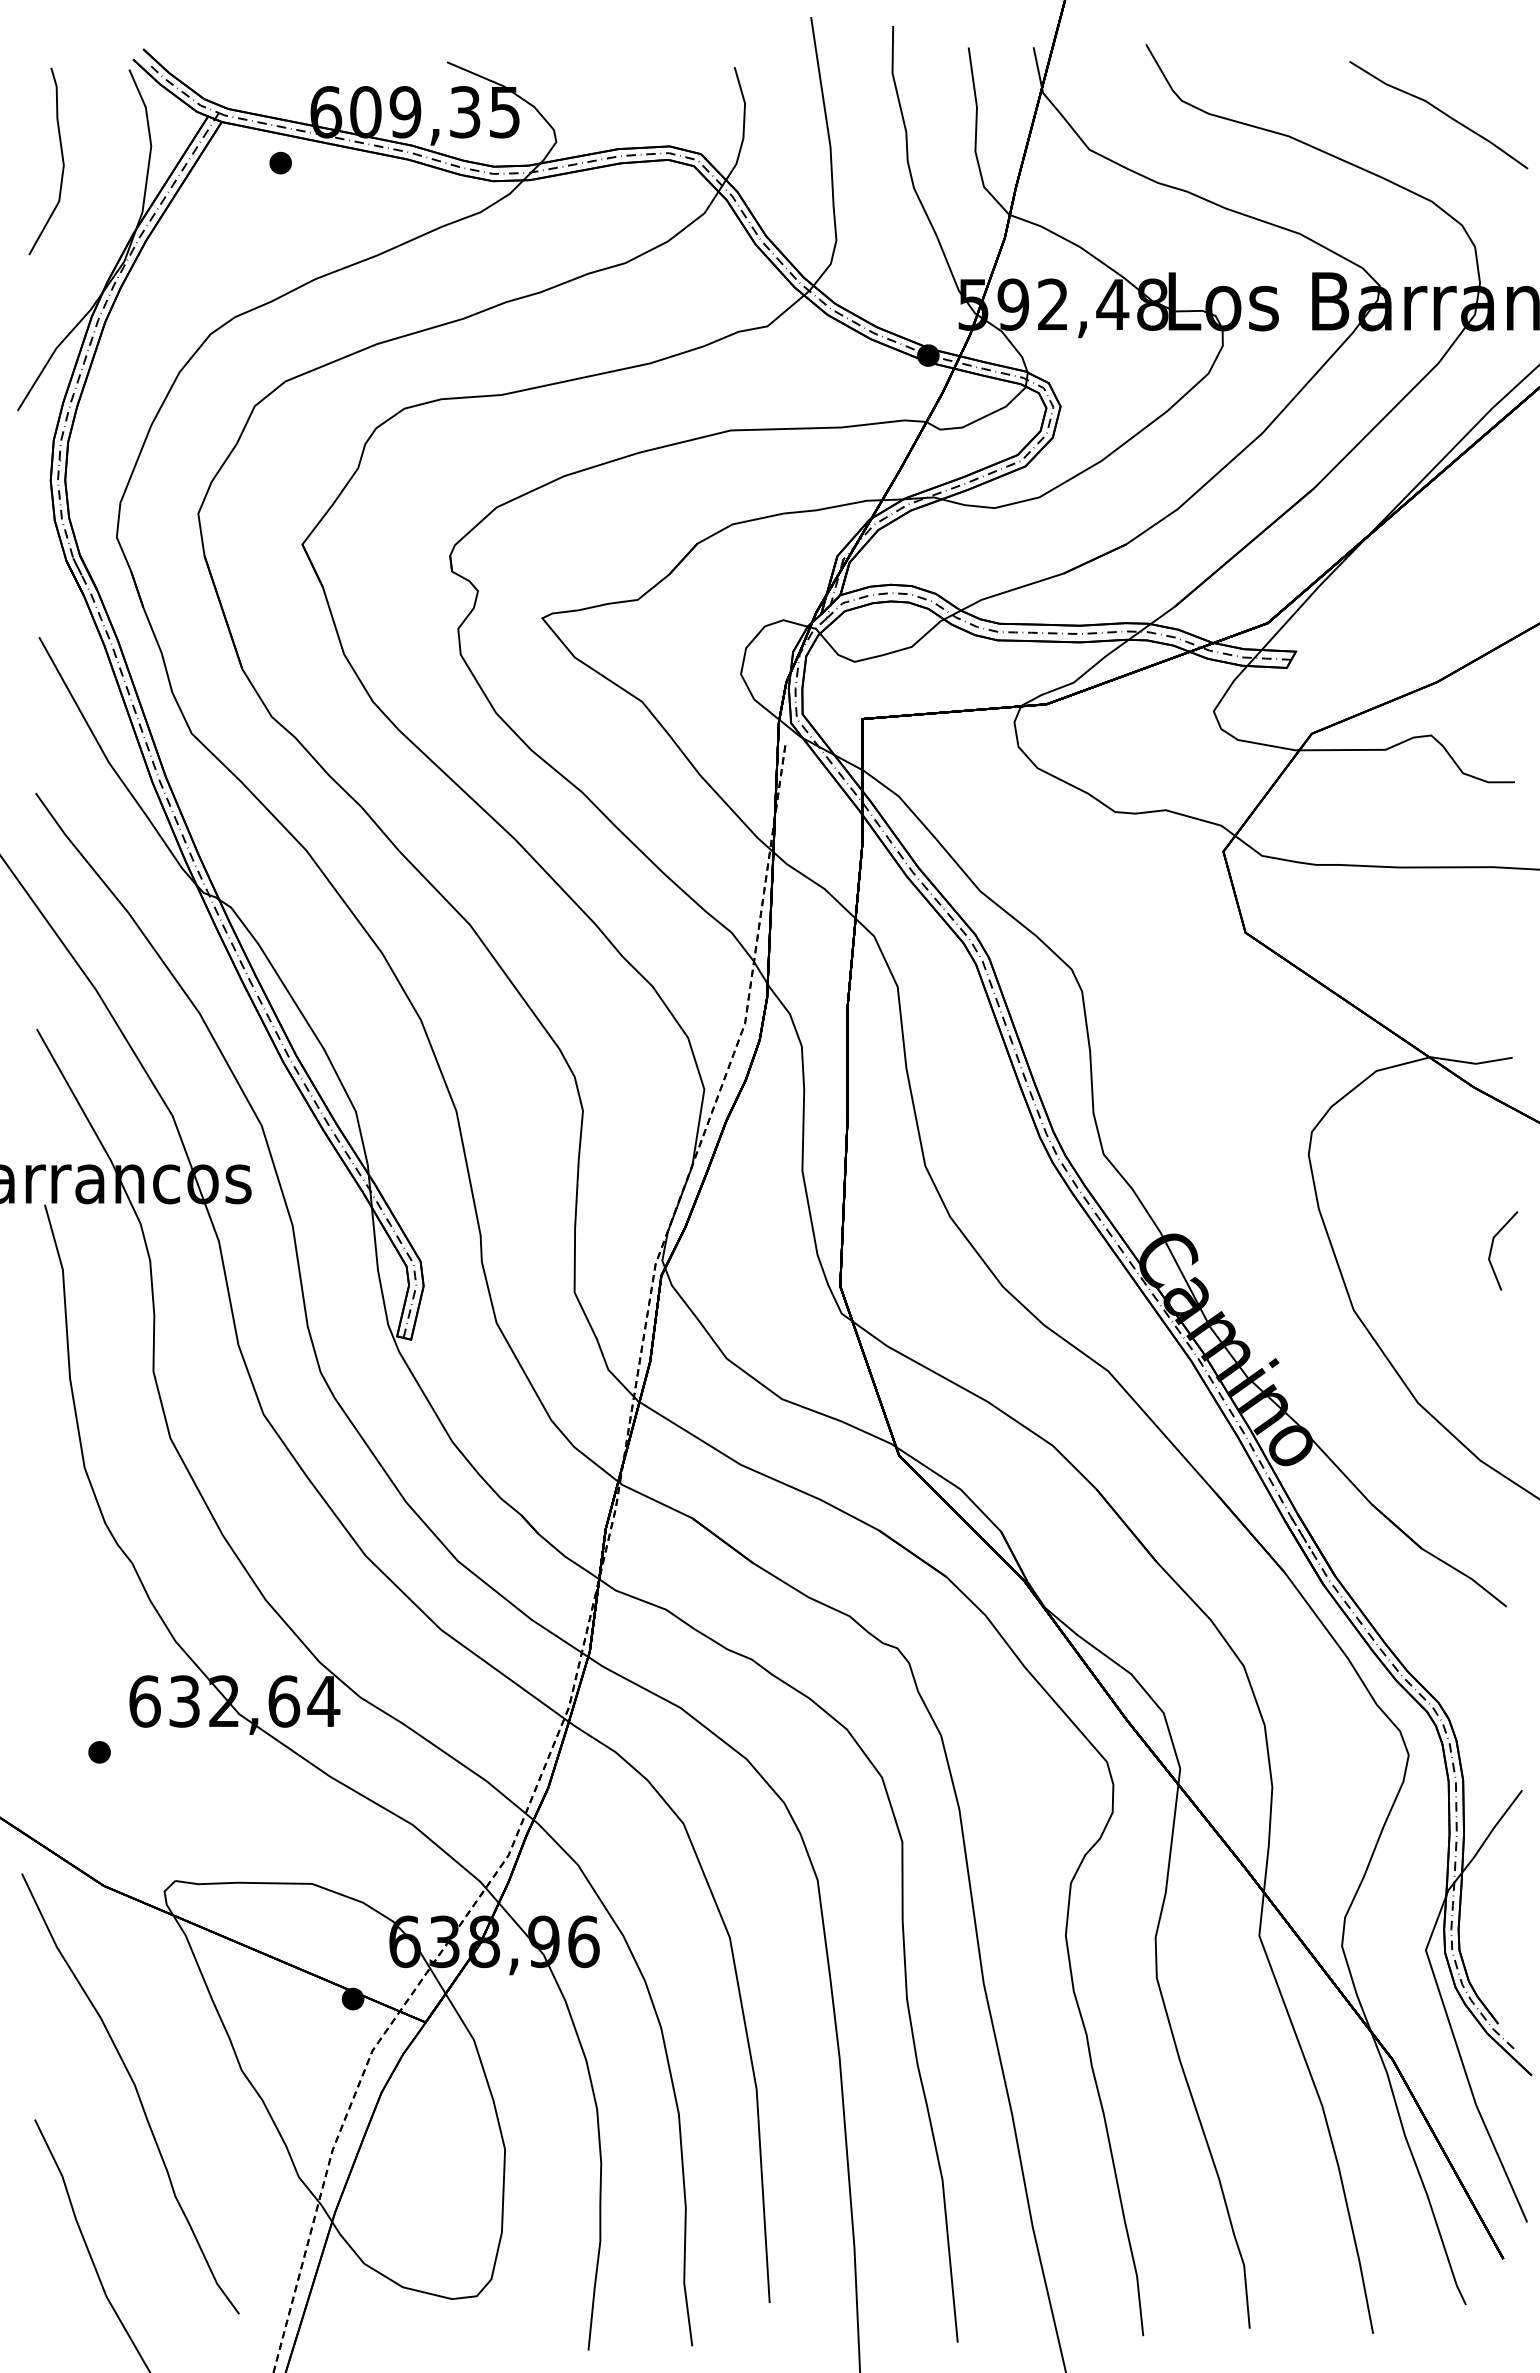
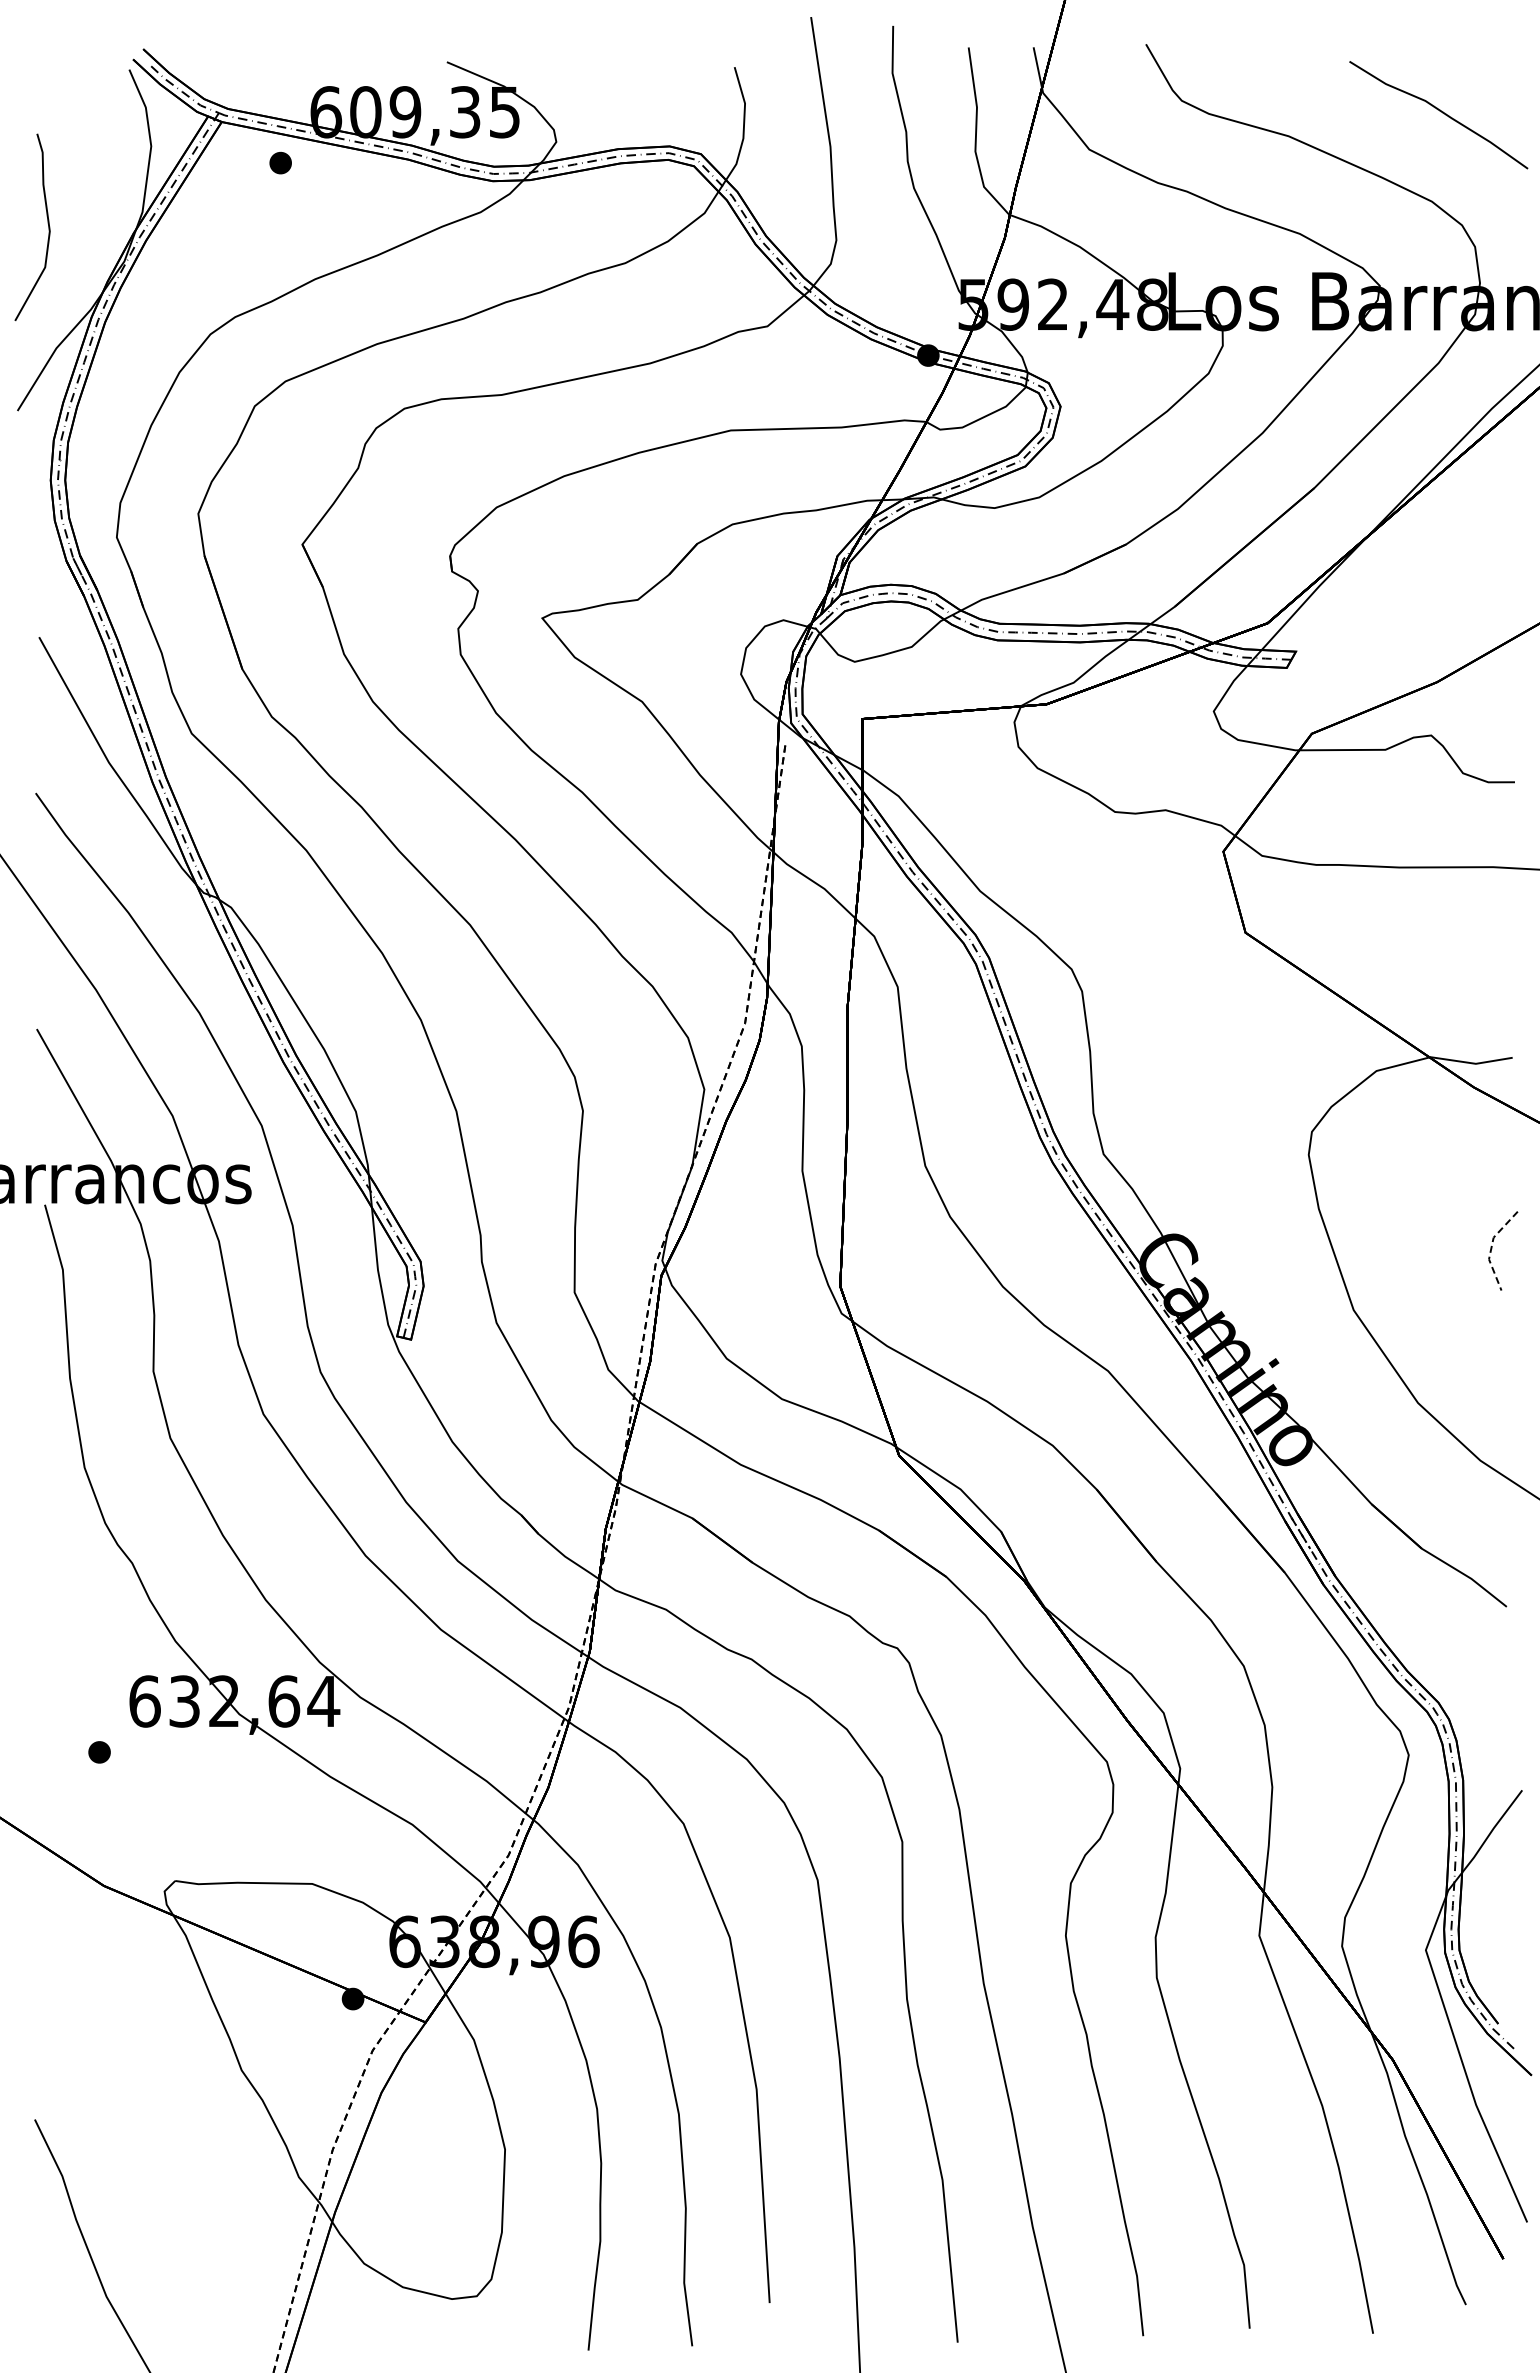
curve position: (61, 157) -> (47, 223) (47, 223)
line: solid -> dashed (1491, 1248)
curve: present -> none (135, 2090)
